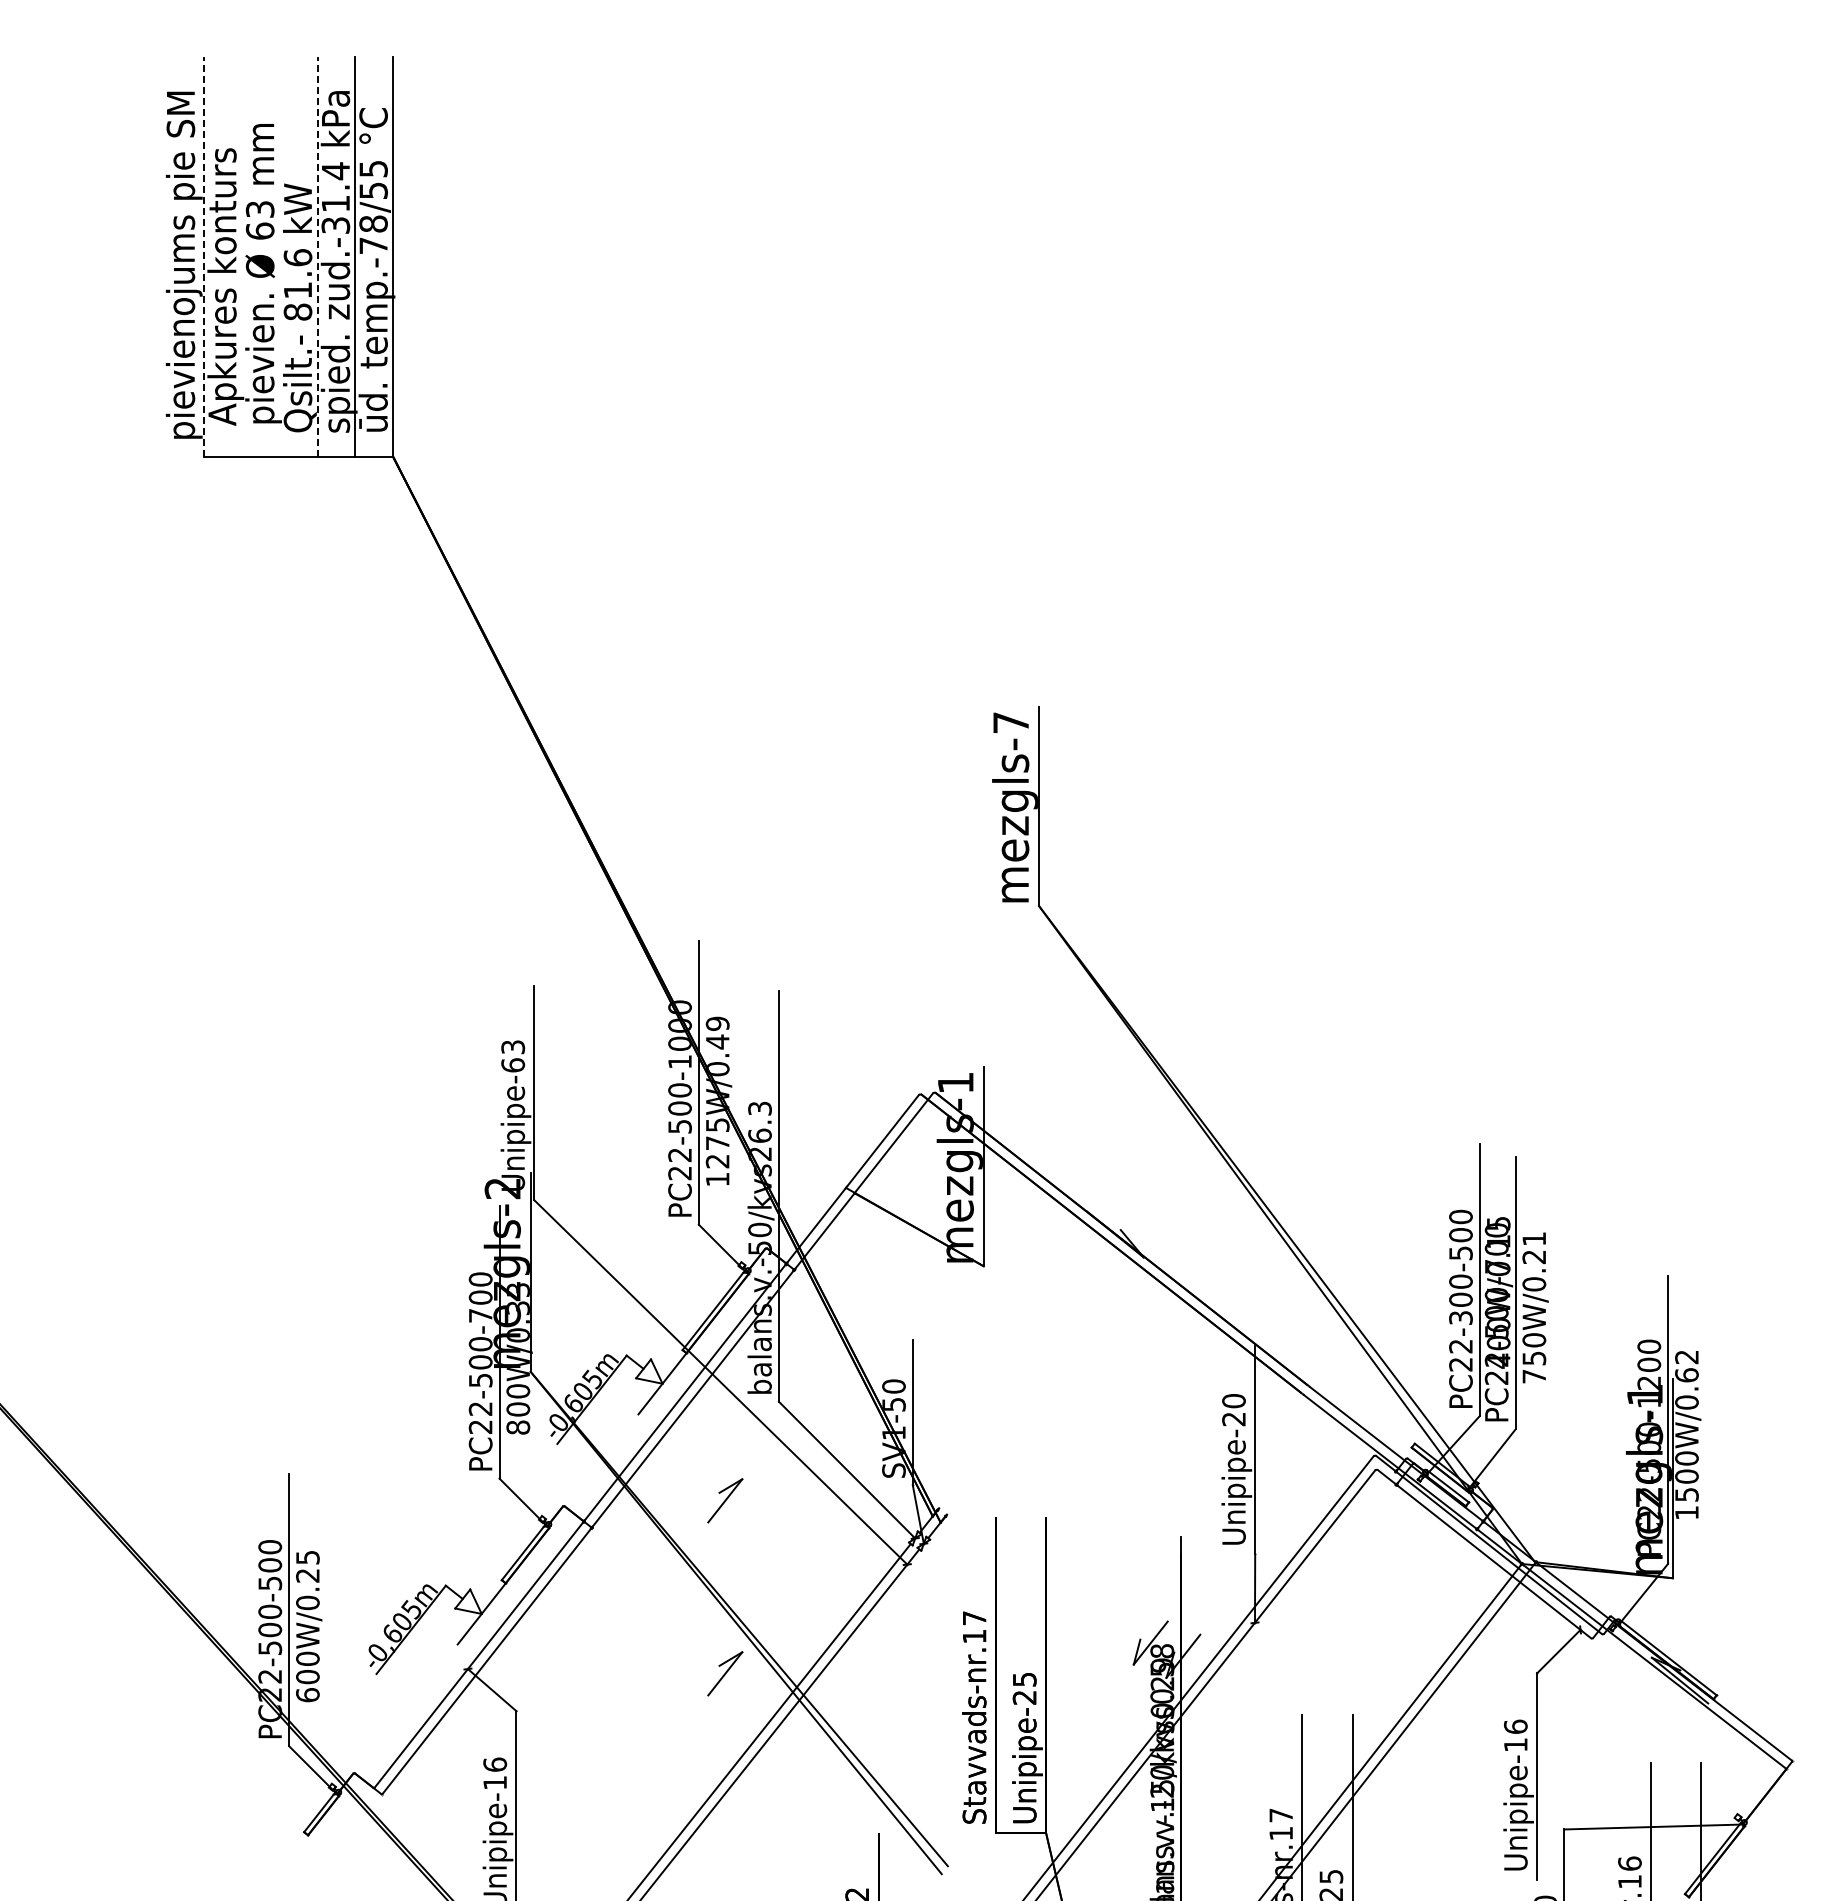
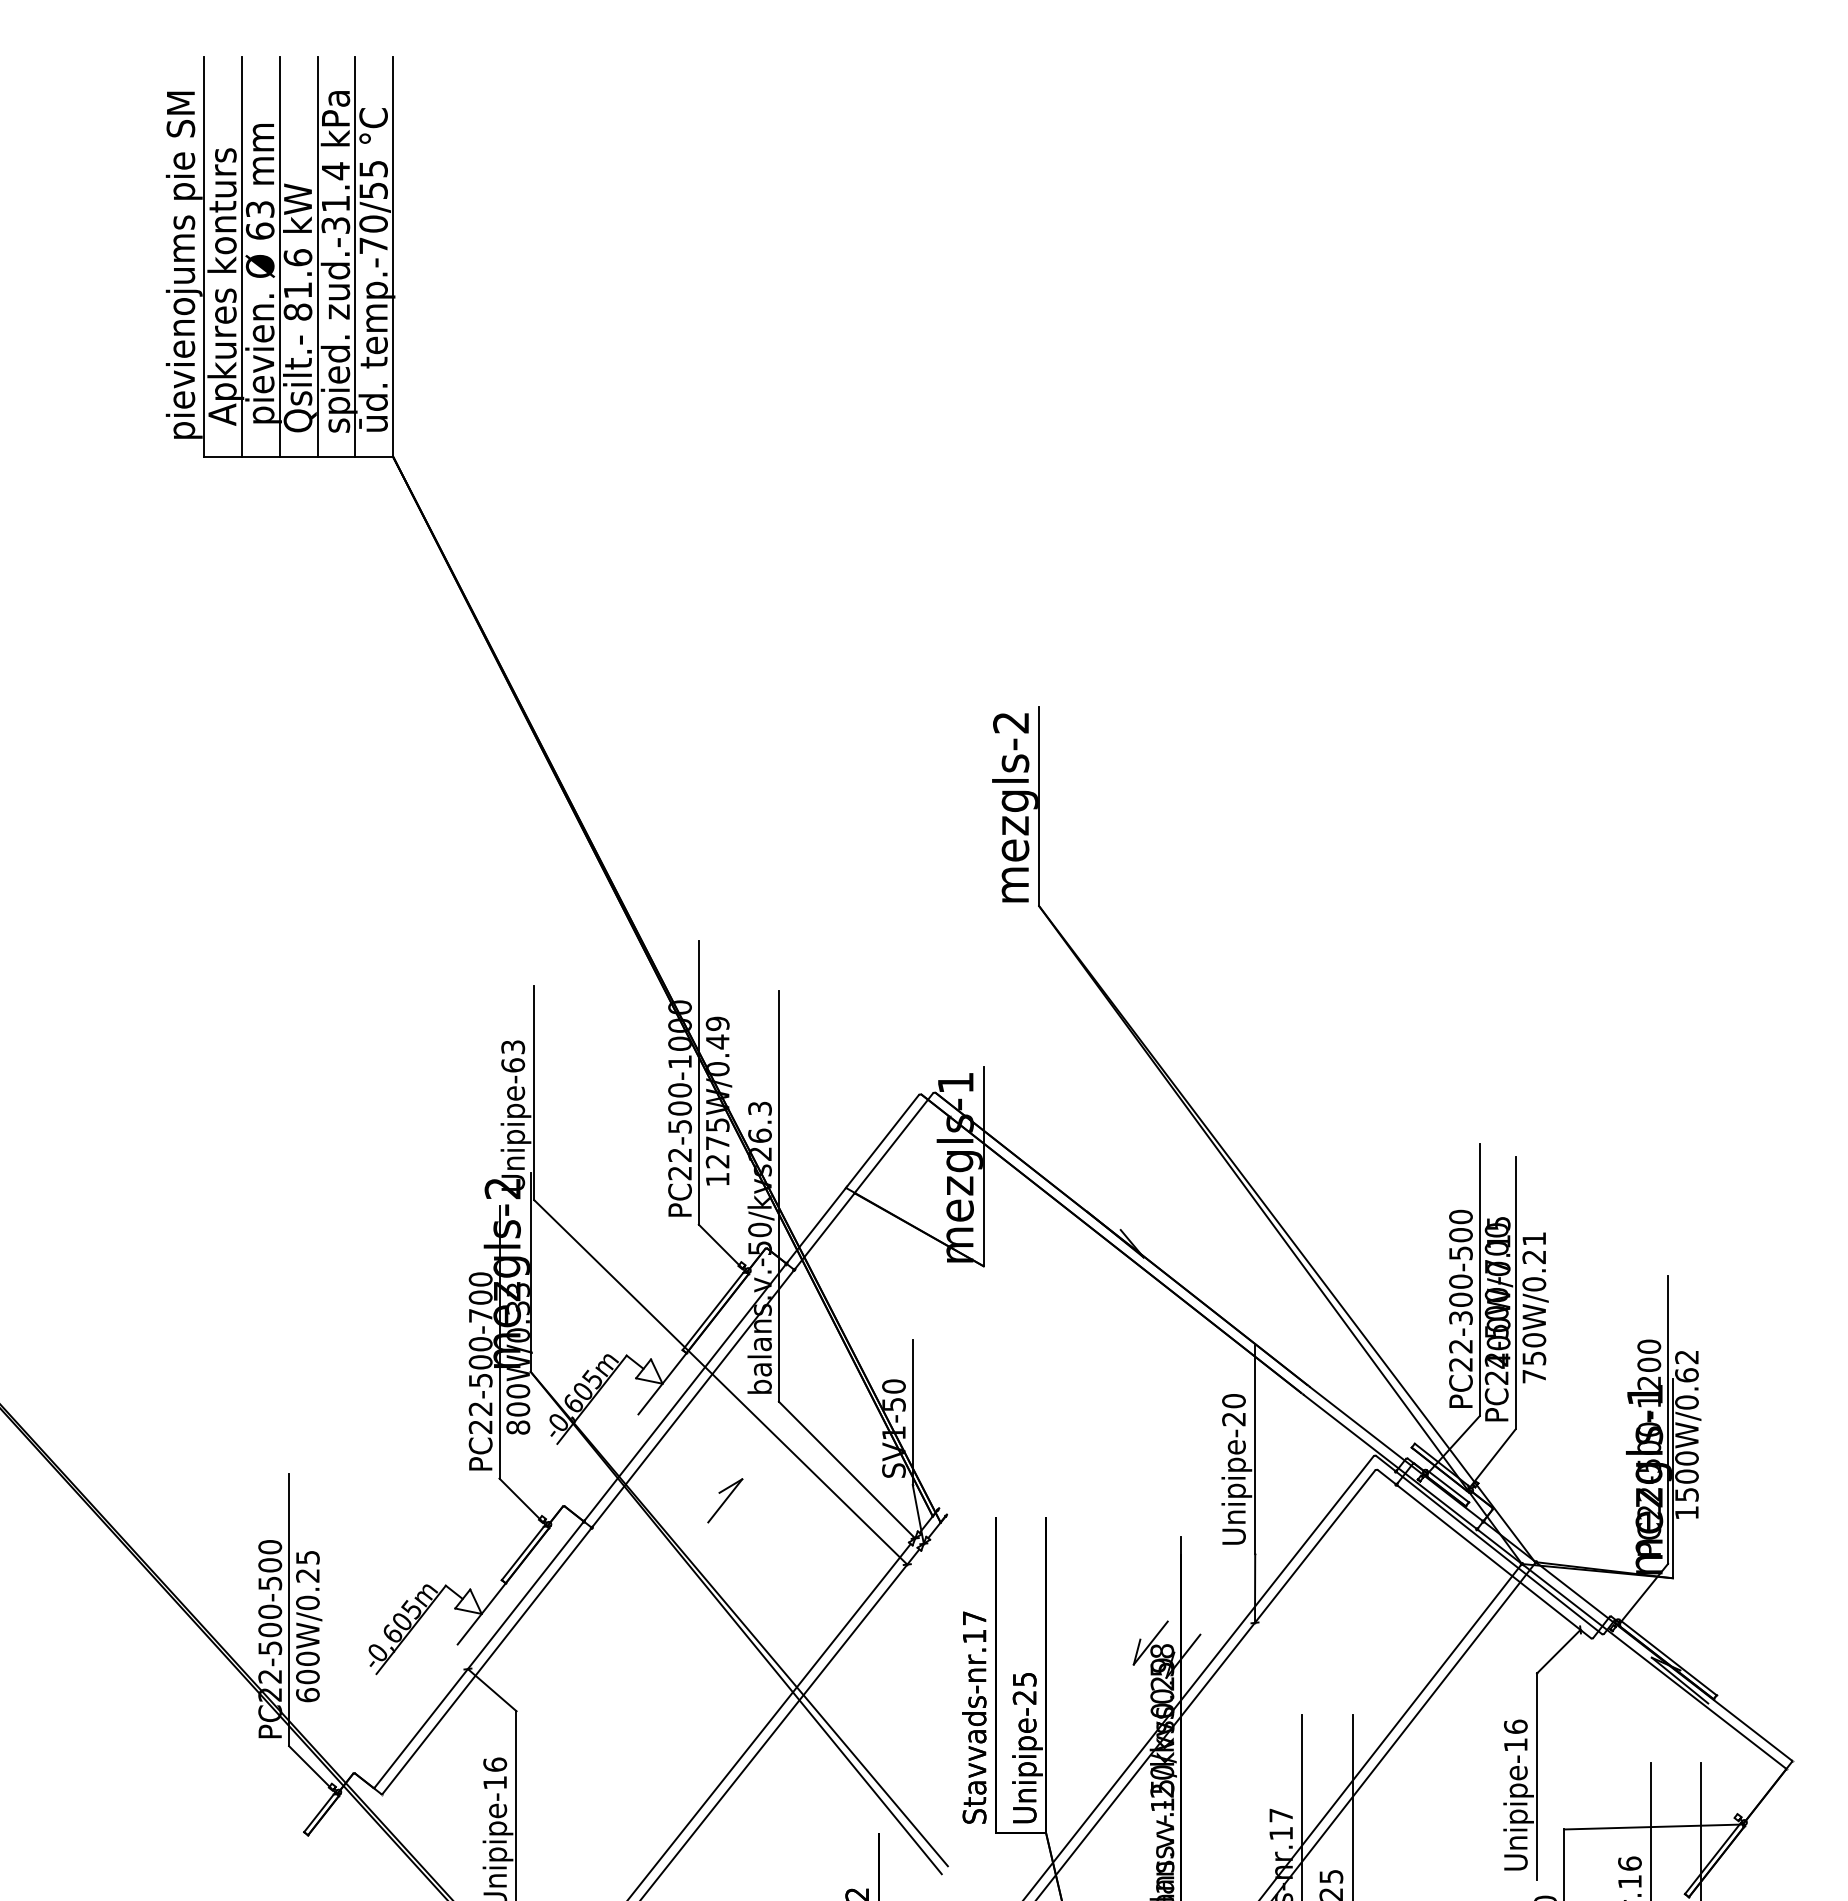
text: temp.-78/55 -> temp.-70/55 (373, 223)
line: dashed -> solid (204, 256)
line: none -> present (241, 256)
line: none -> present (279, 256)
line: dashed -> solid (317, 256)
text: mezgls-7 -> mezgls-2 (1010, 722)
part: present -> none (725, 1673)
